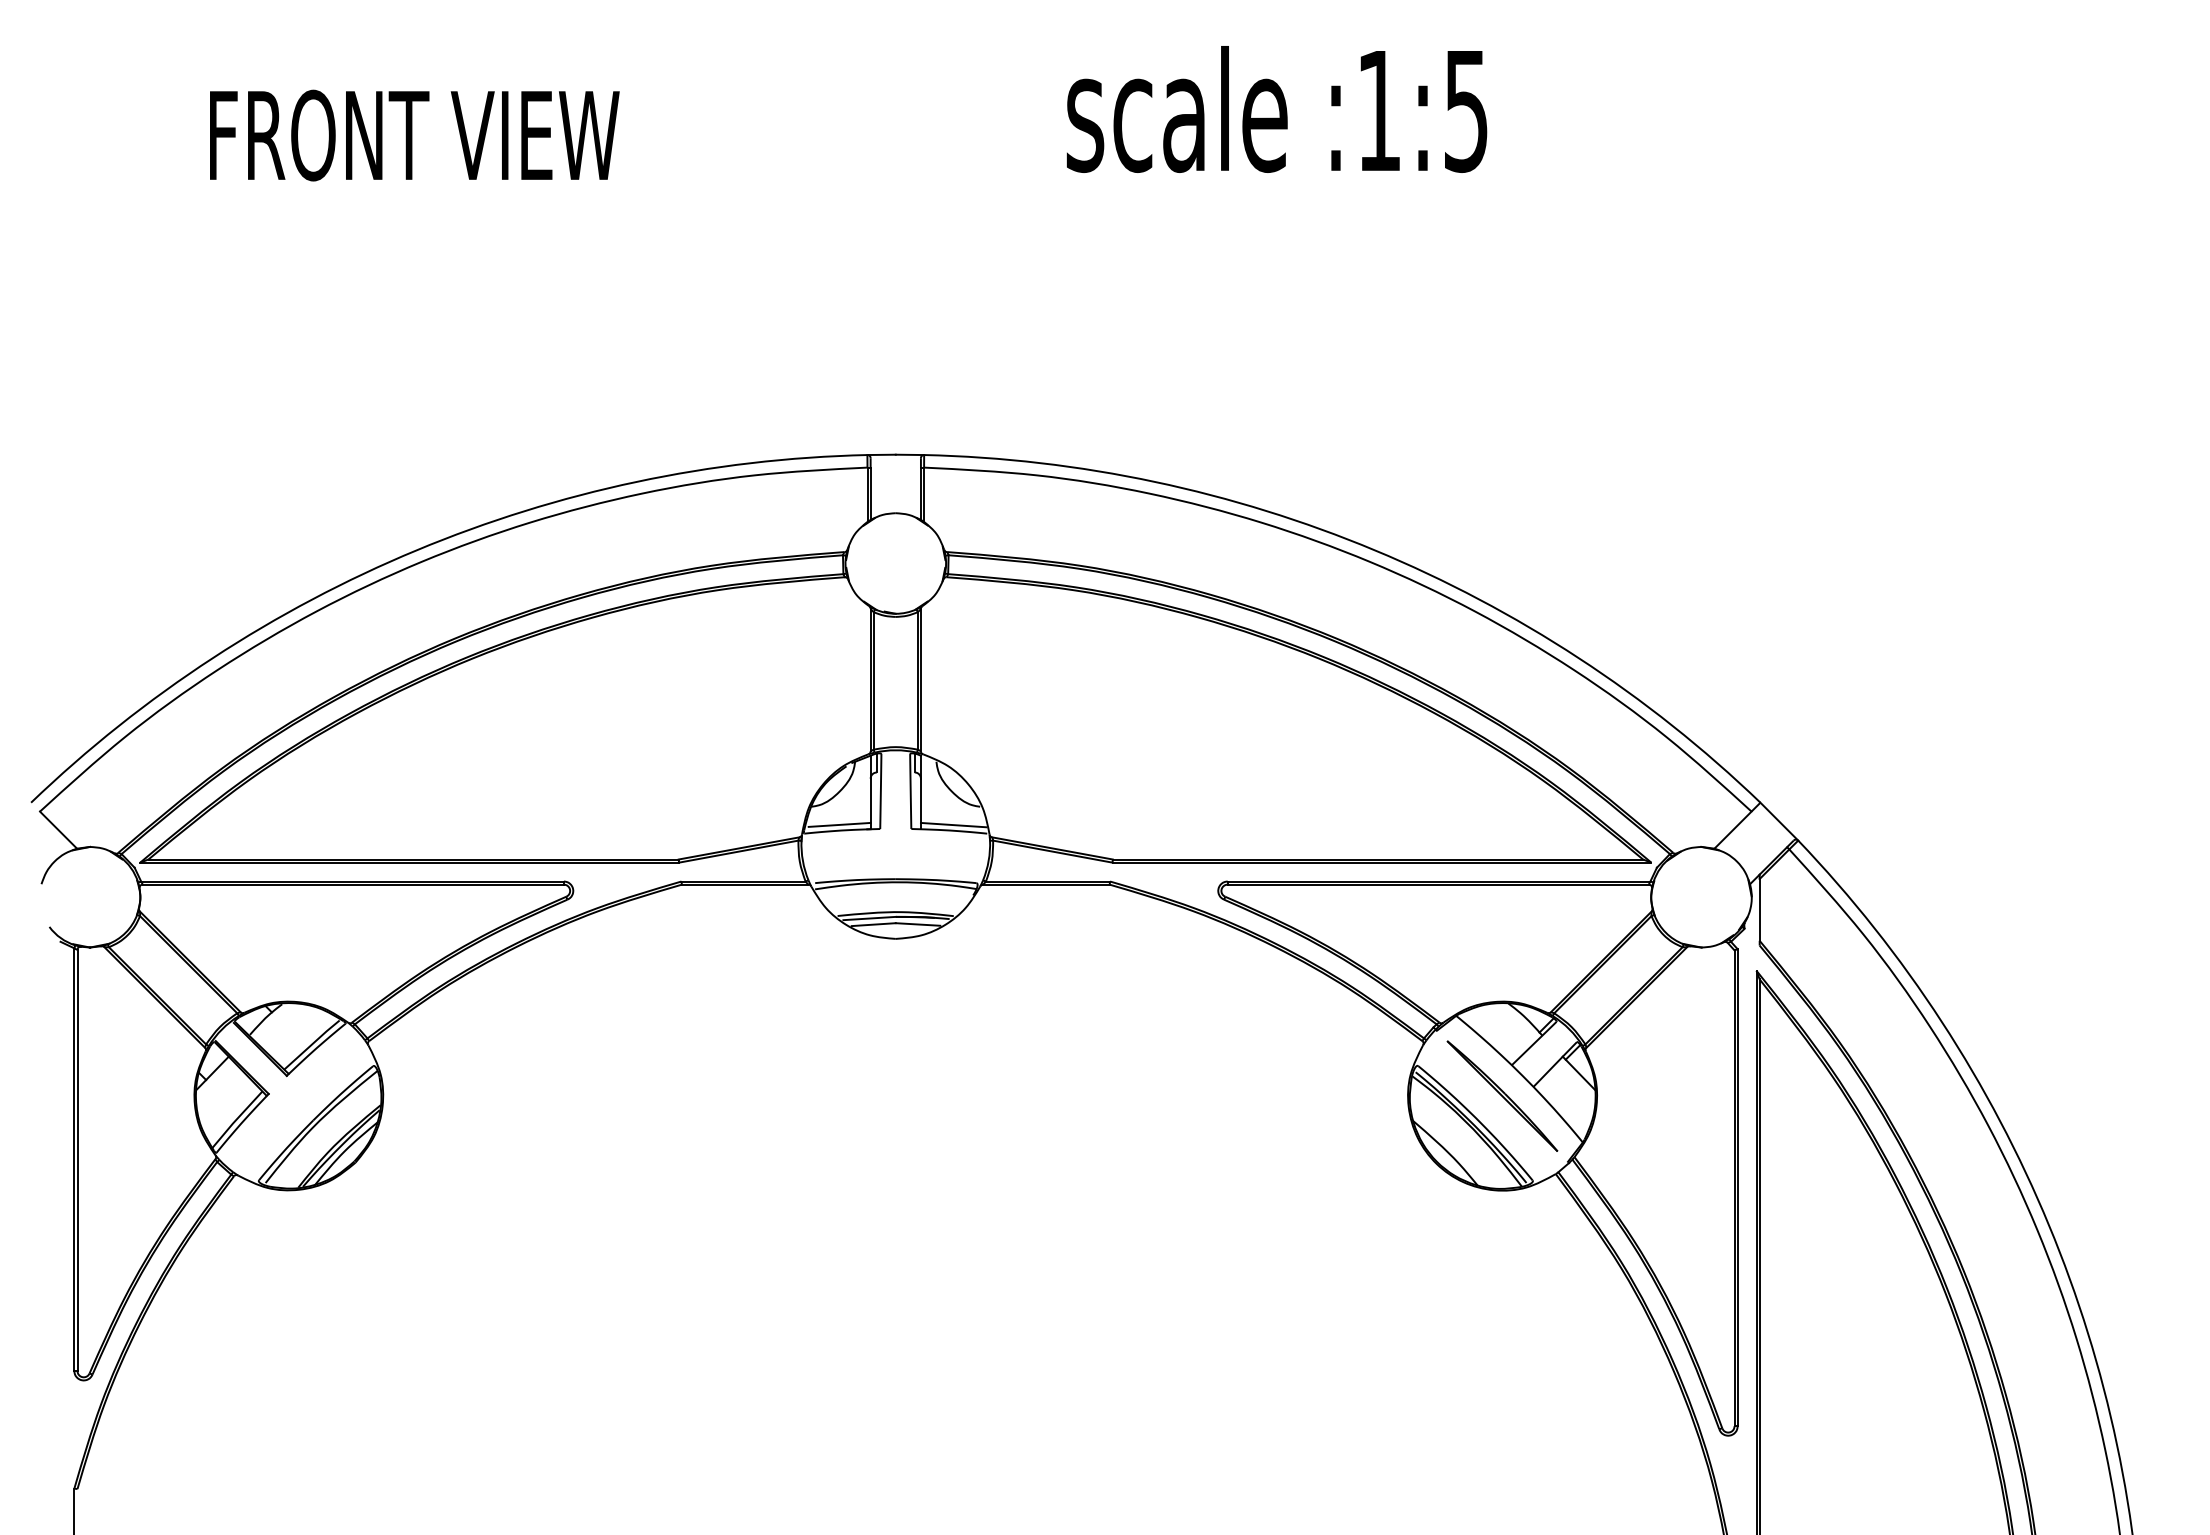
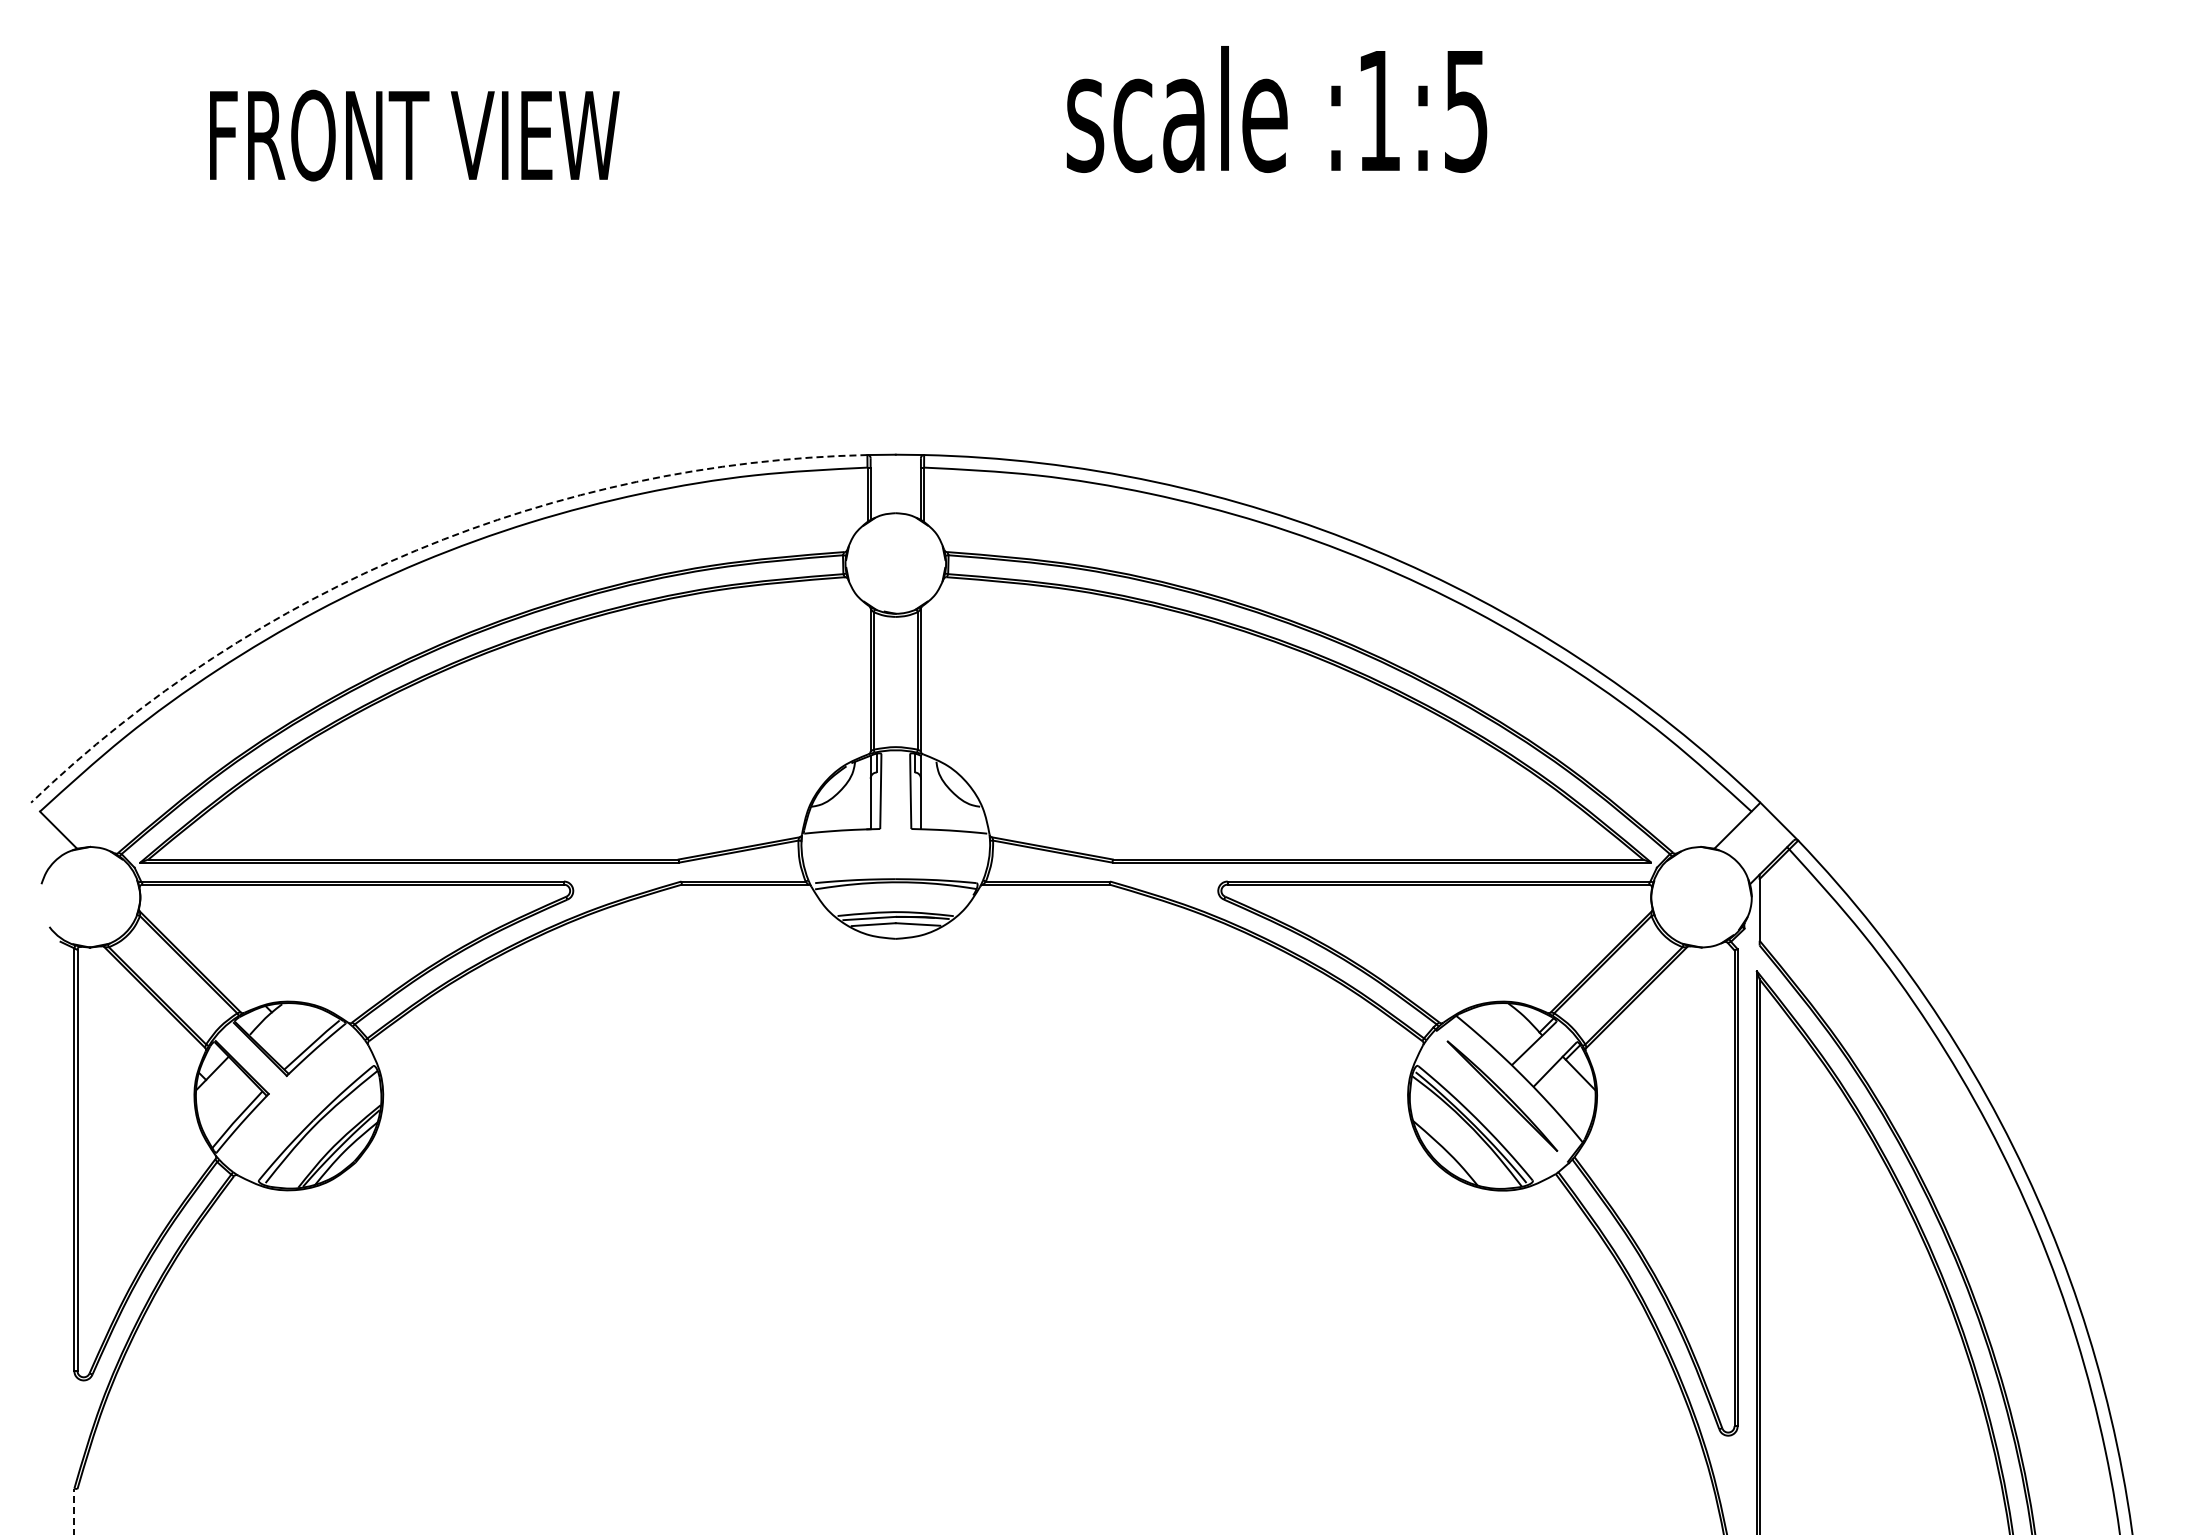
arc: solid -> dashed (416, 550)
line: present -> none (839, 824)
line: present -> none (953, 824)
line: solid -> dashed (74, 1511)
